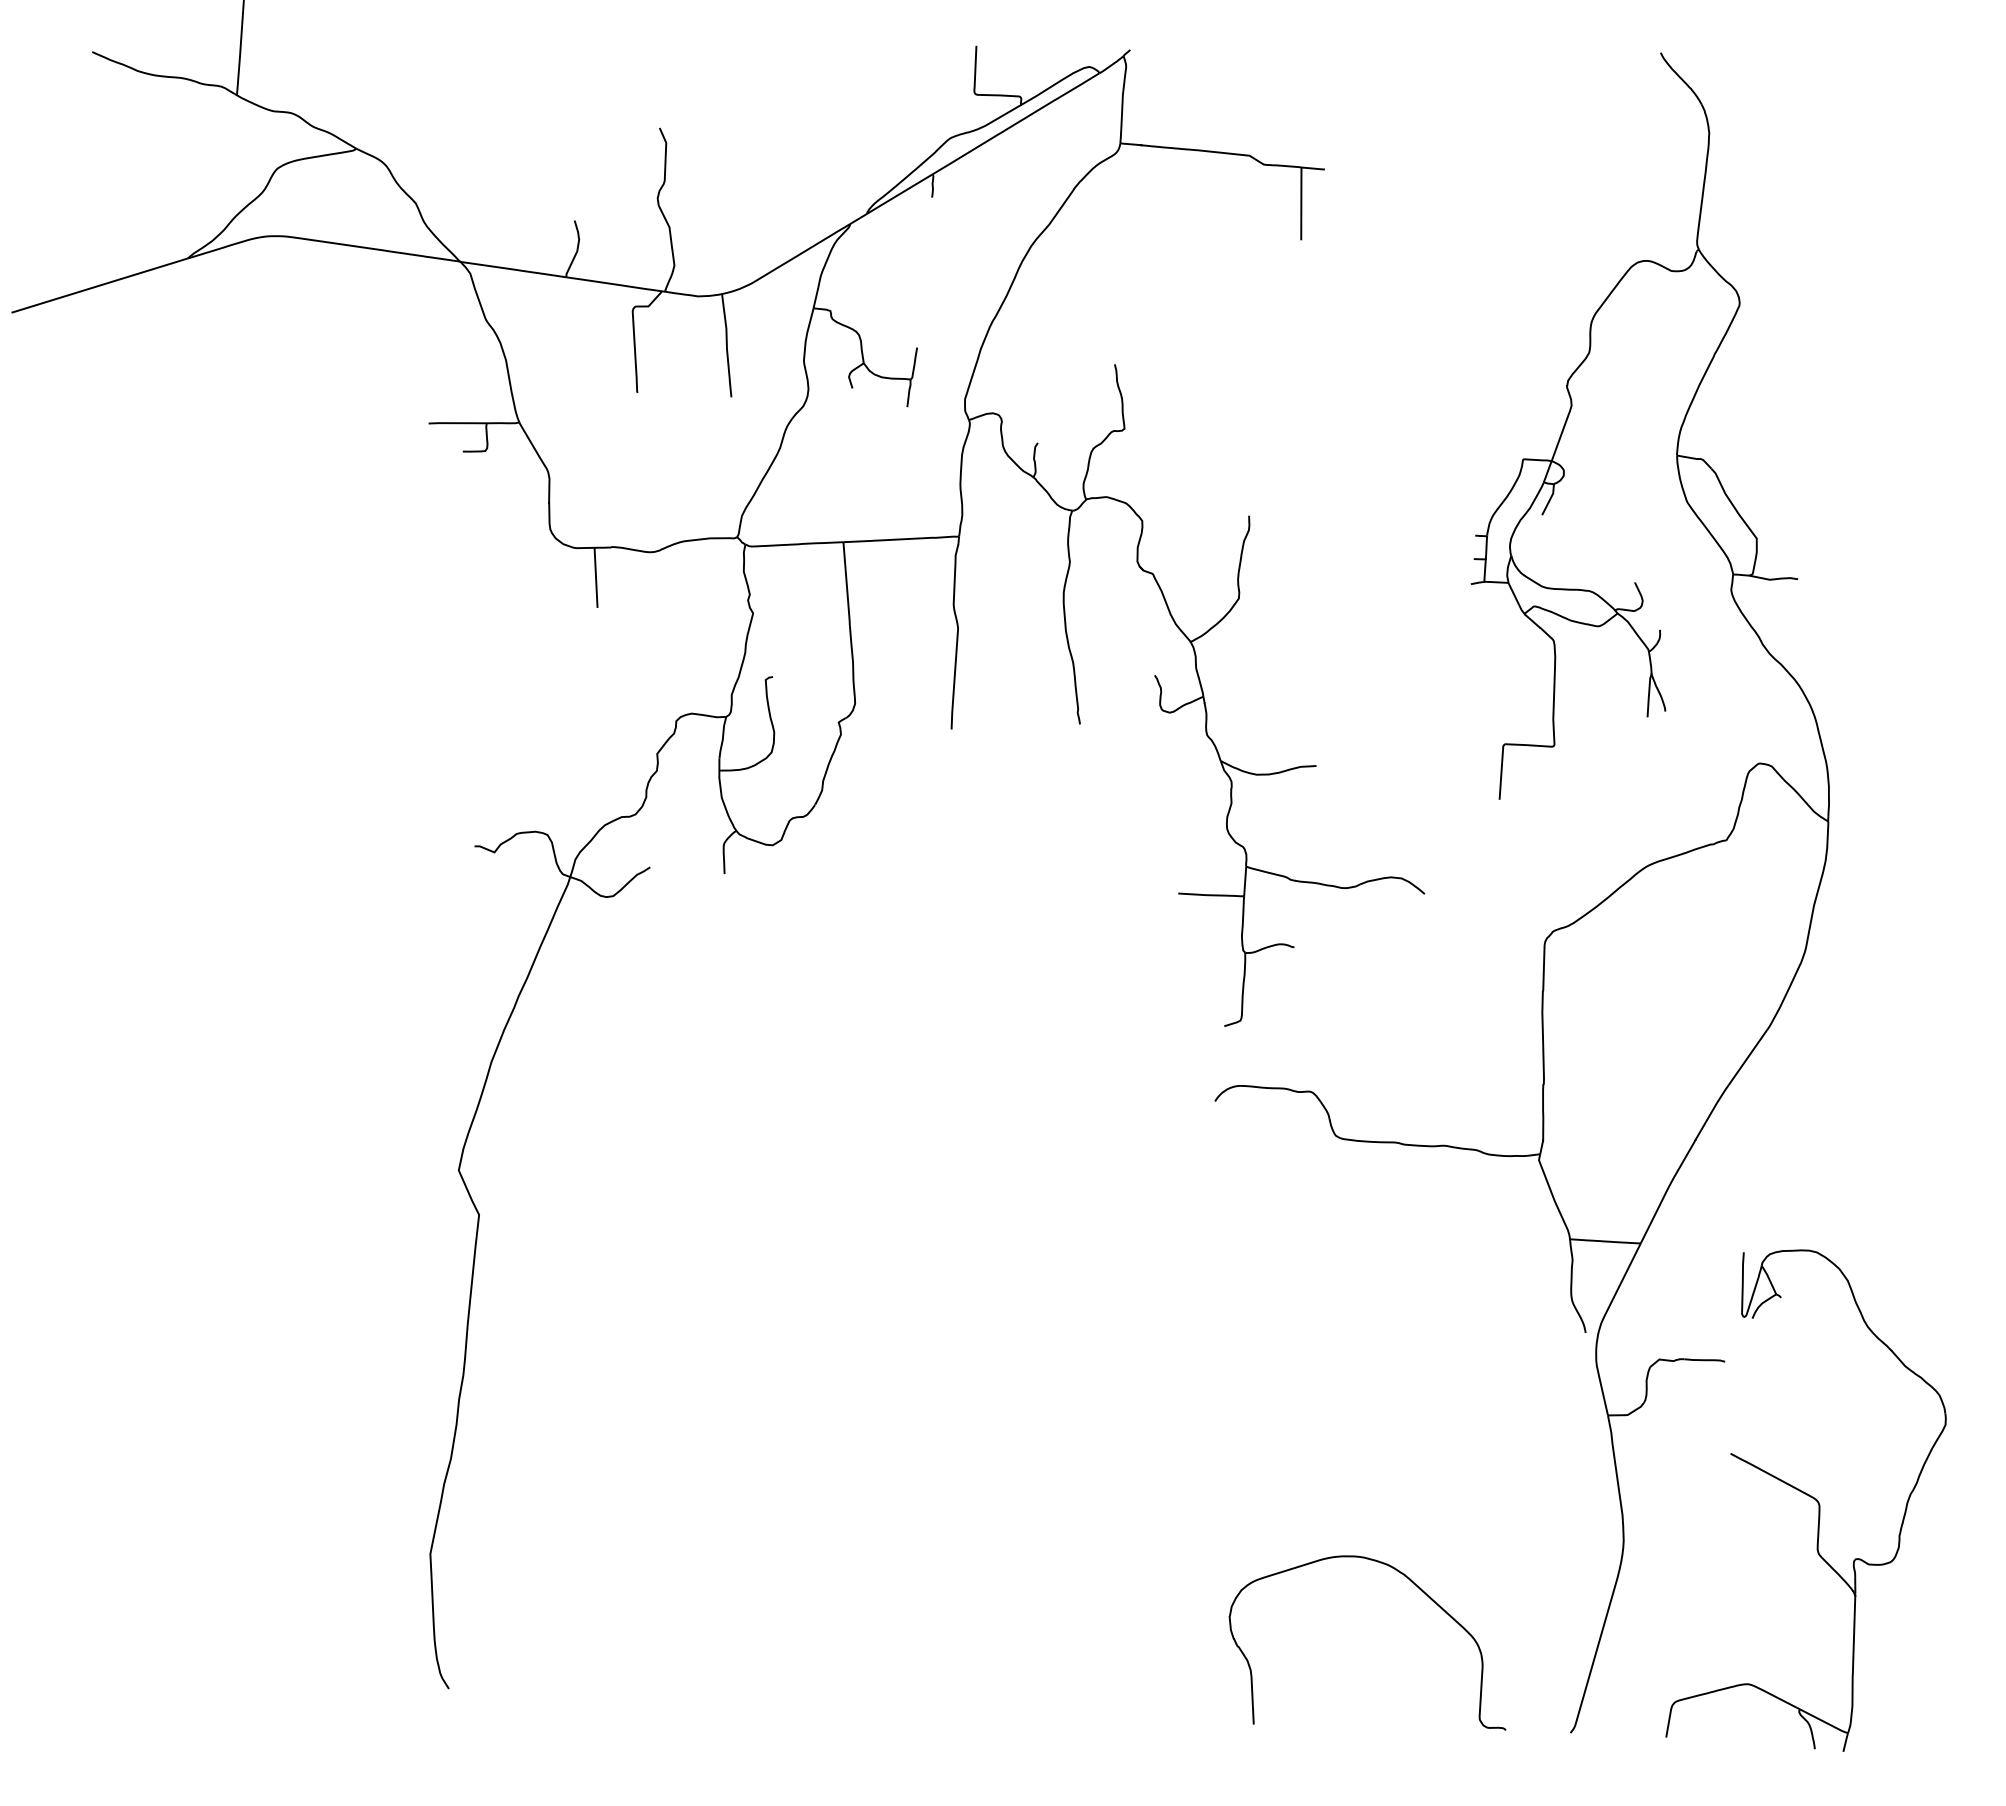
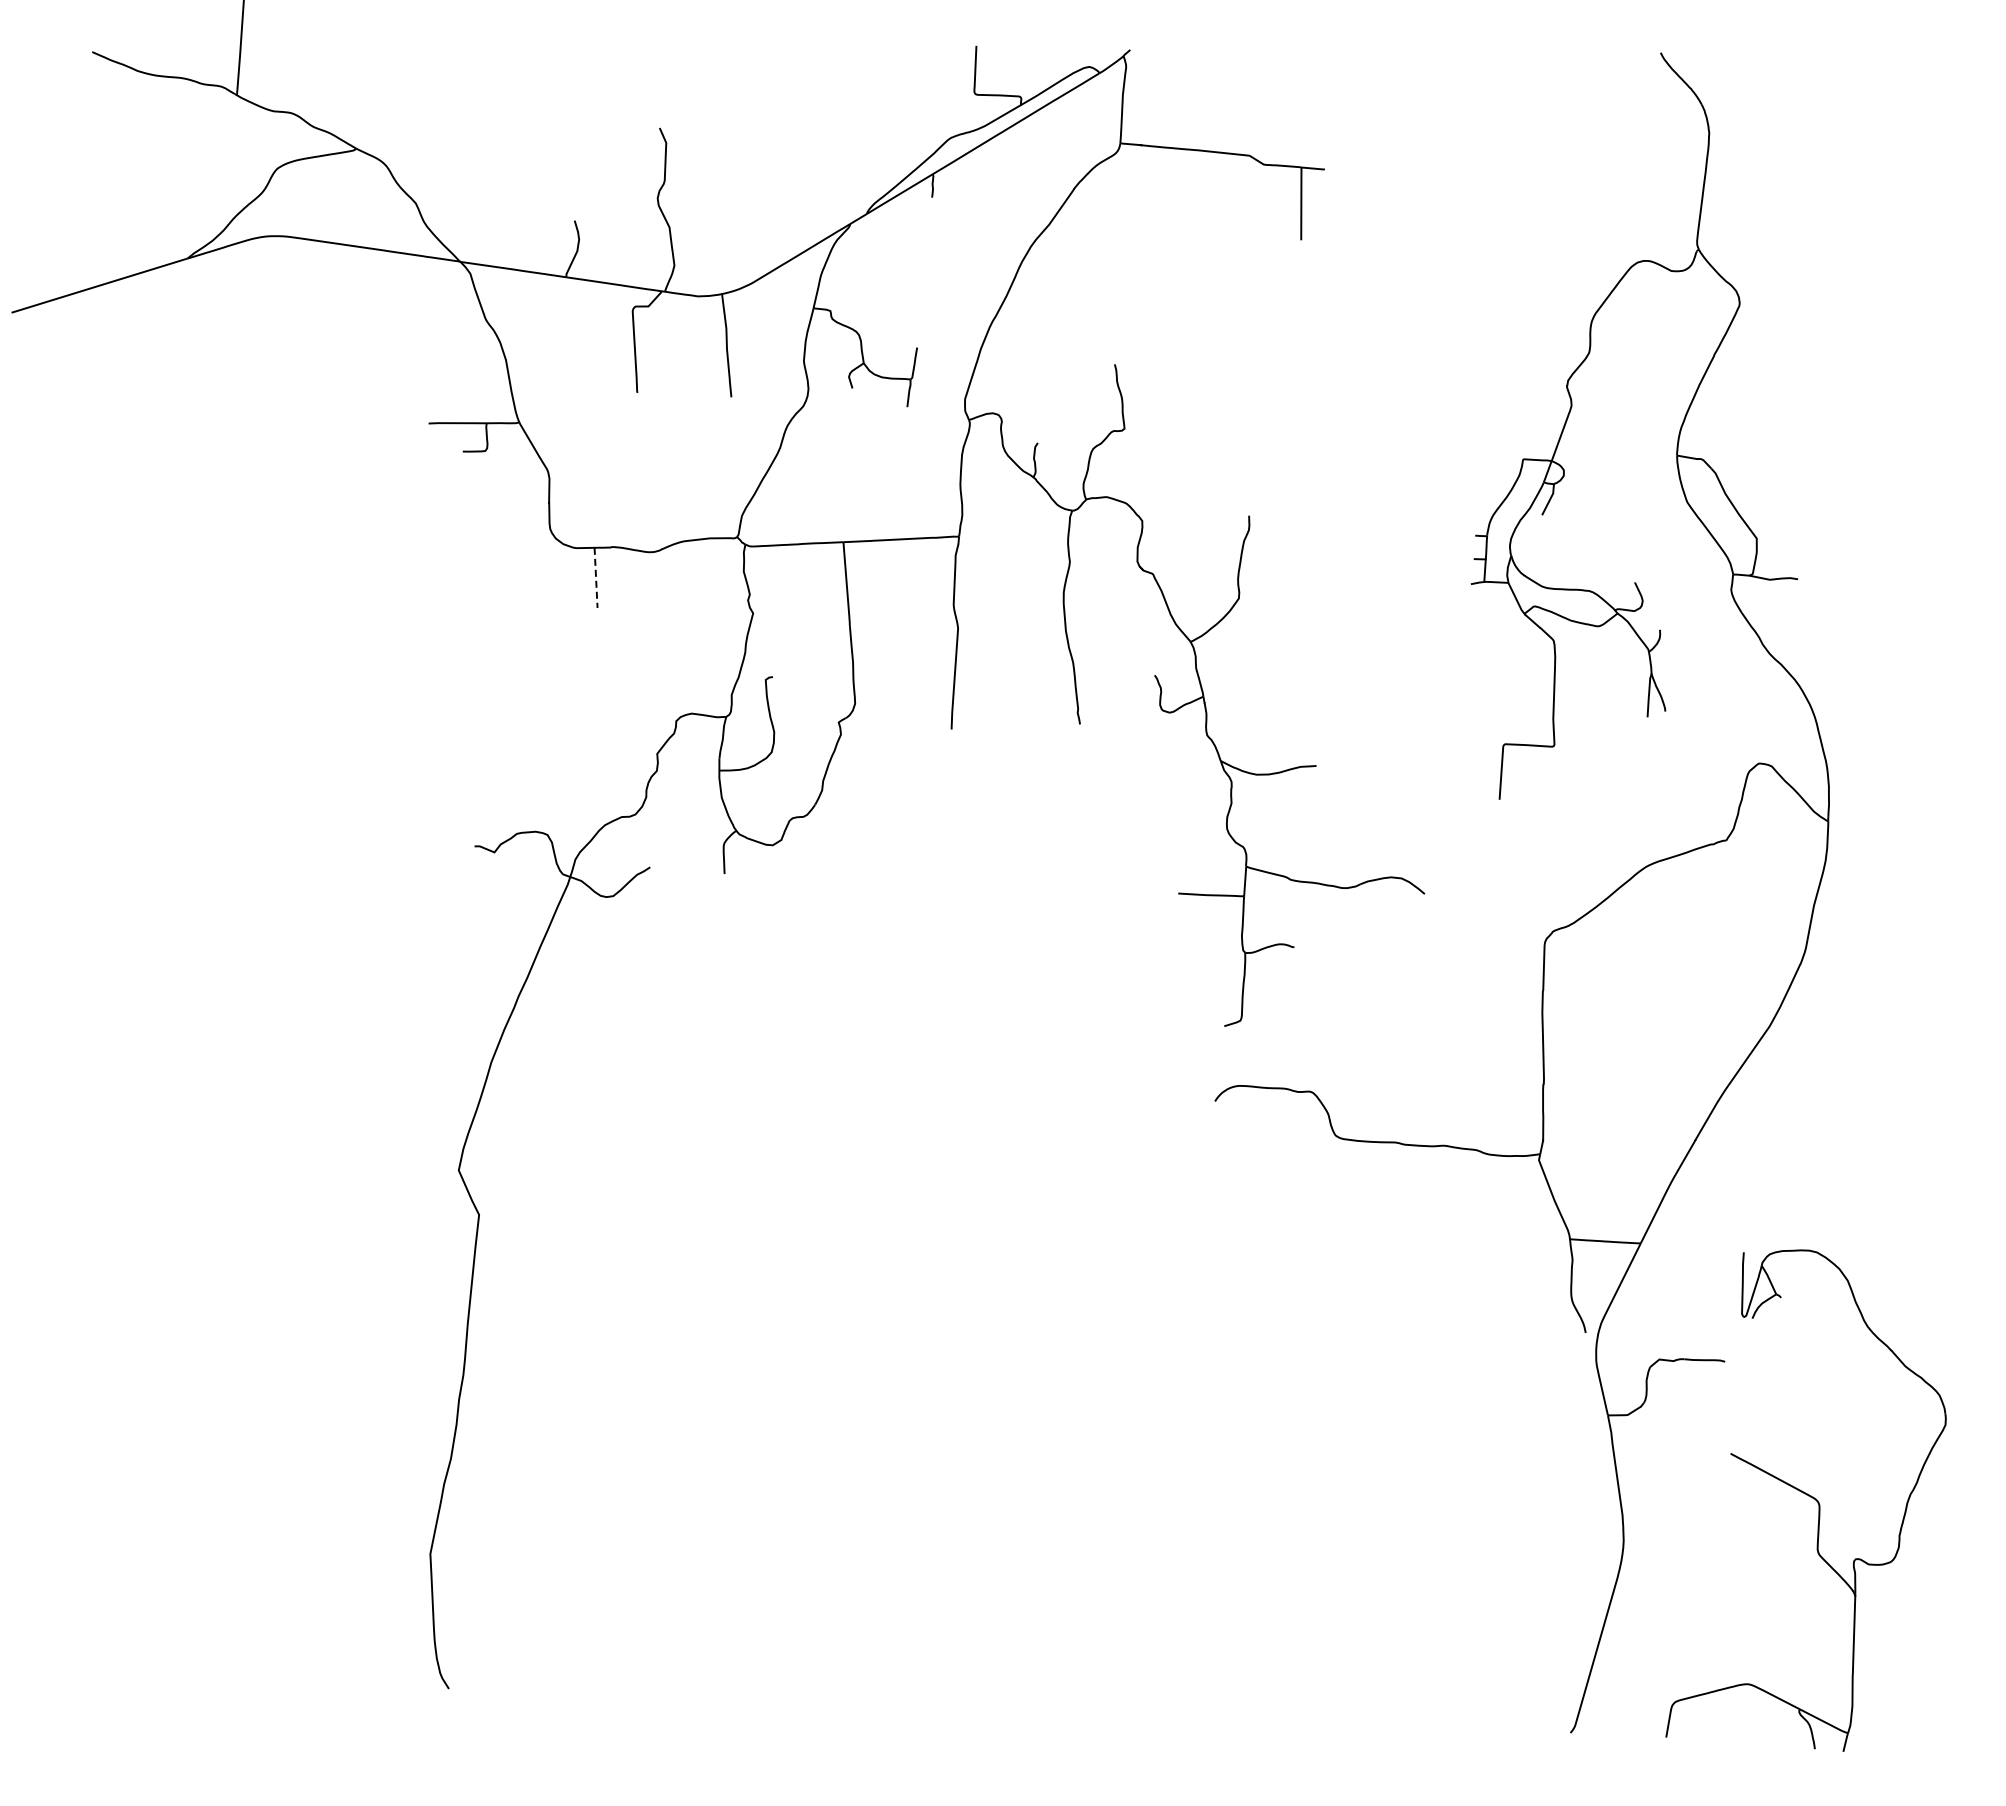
line: solid -> dashed (596, 577)
curve: present -> none (1412, 1583)
